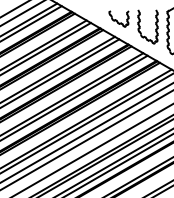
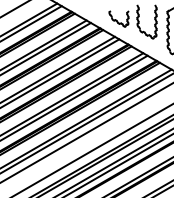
line: present -> none (21, 13)
part position: (140, 26) -> (139, 21) (139, 21)
line: present -> none (86, 140)
